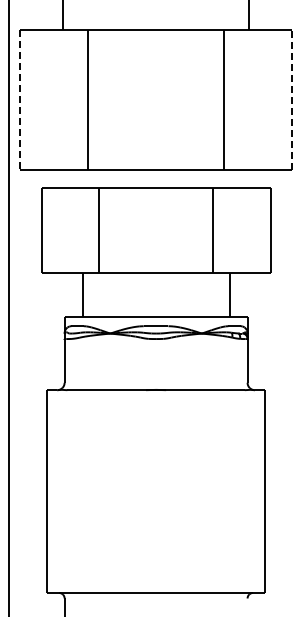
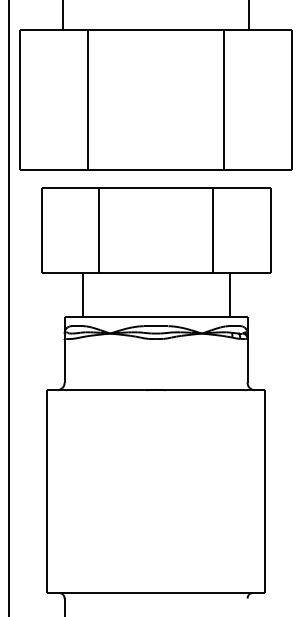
line: dashed -> solid (20, 99)
line: dashed -> solid (291, 99)
